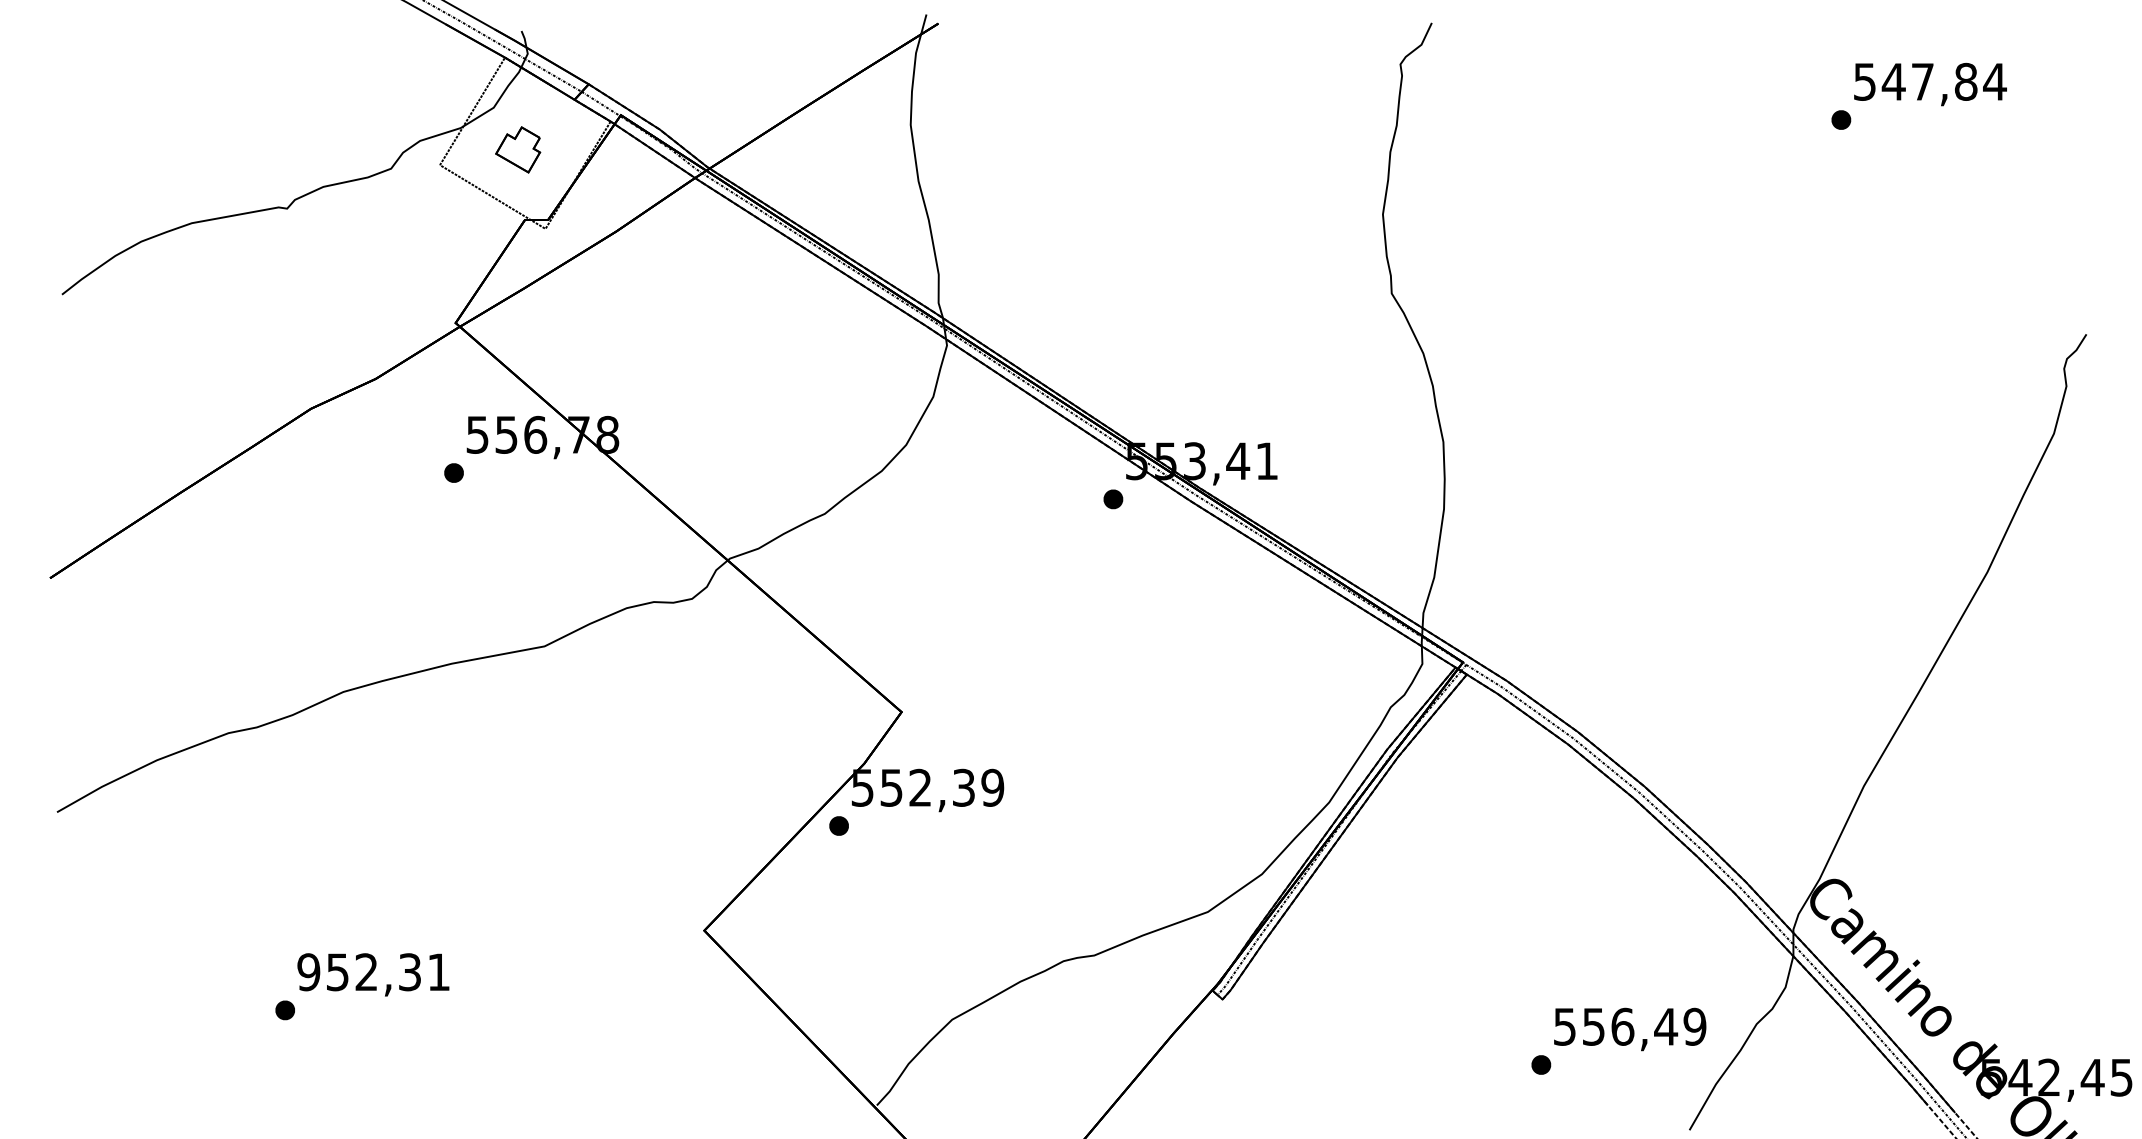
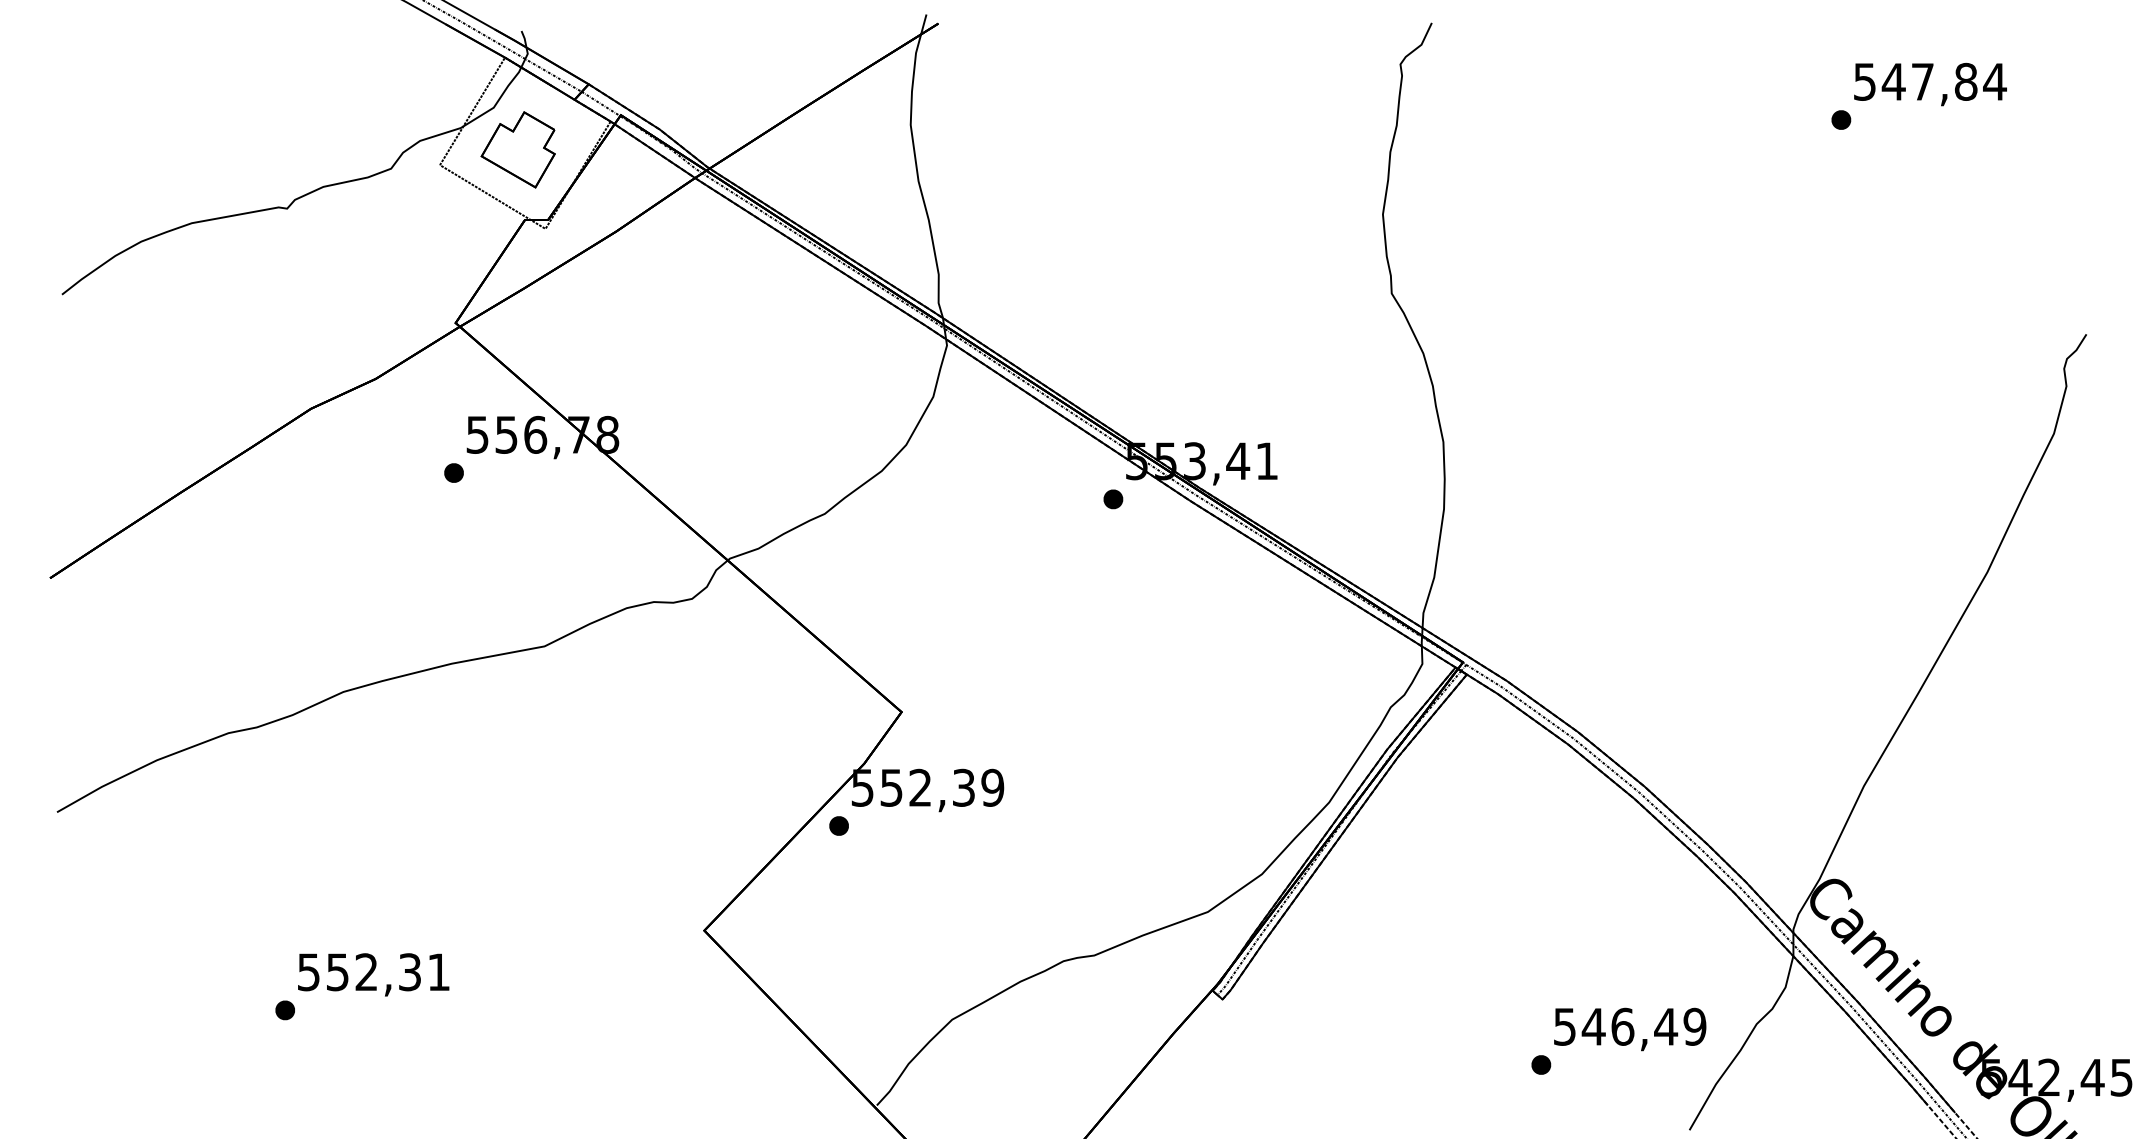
part size: 47x48 px -> 76x78 px (517, 149)
text: 952,31 -> 552,31 (308, 972)
text: 556,49 -> 546,49 (1593, 1026)
